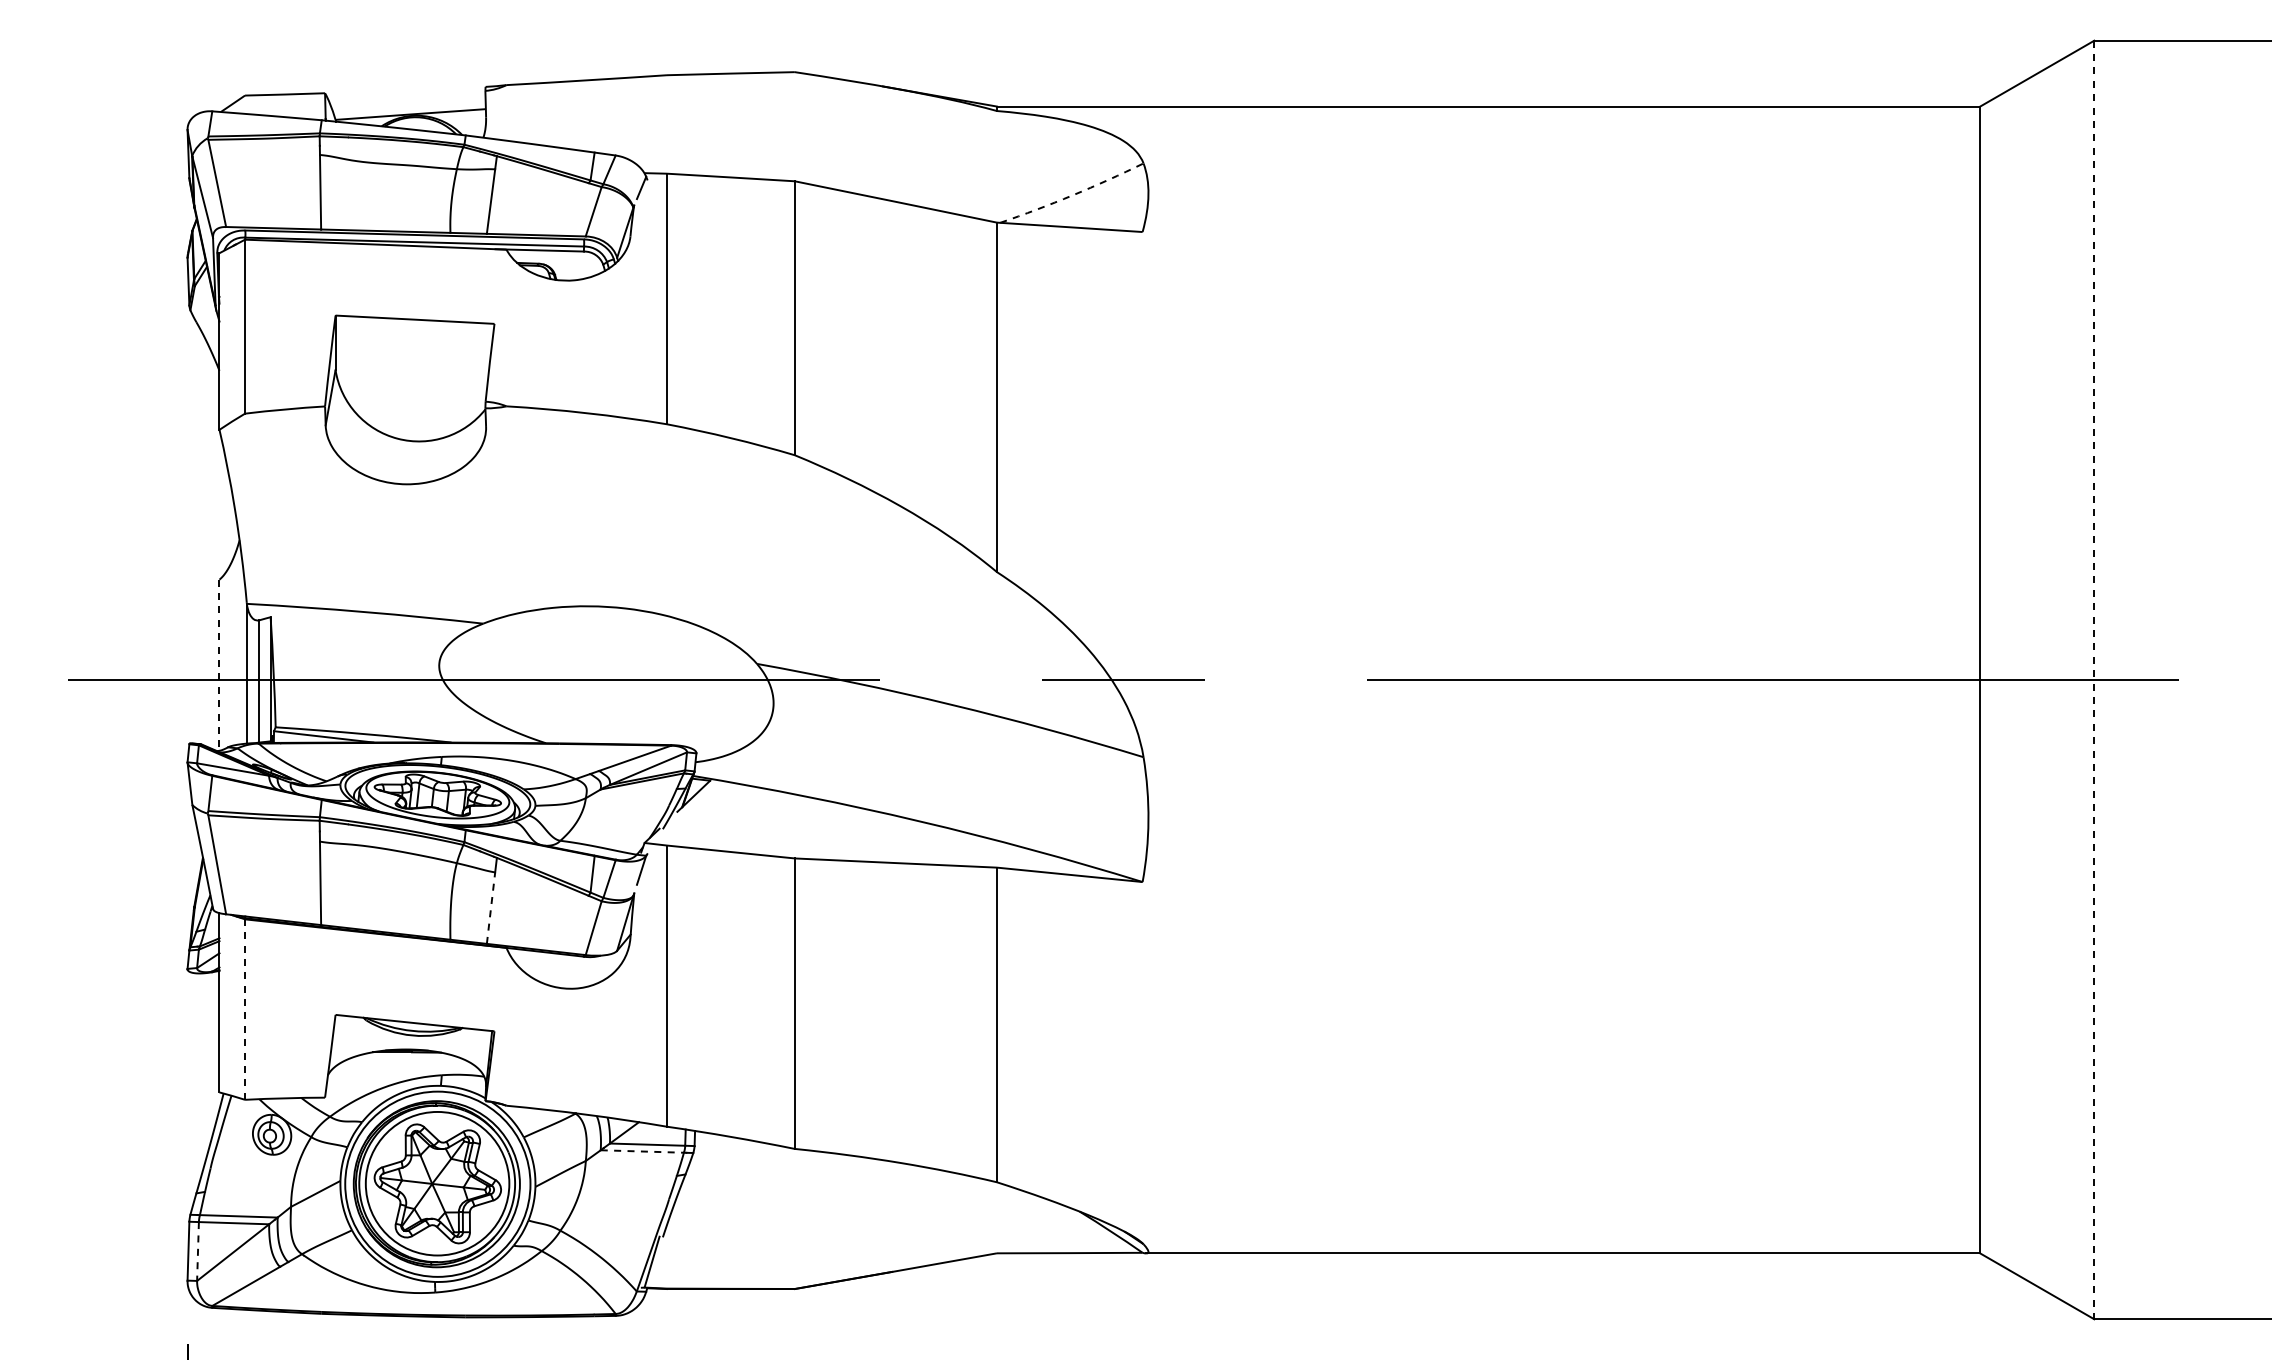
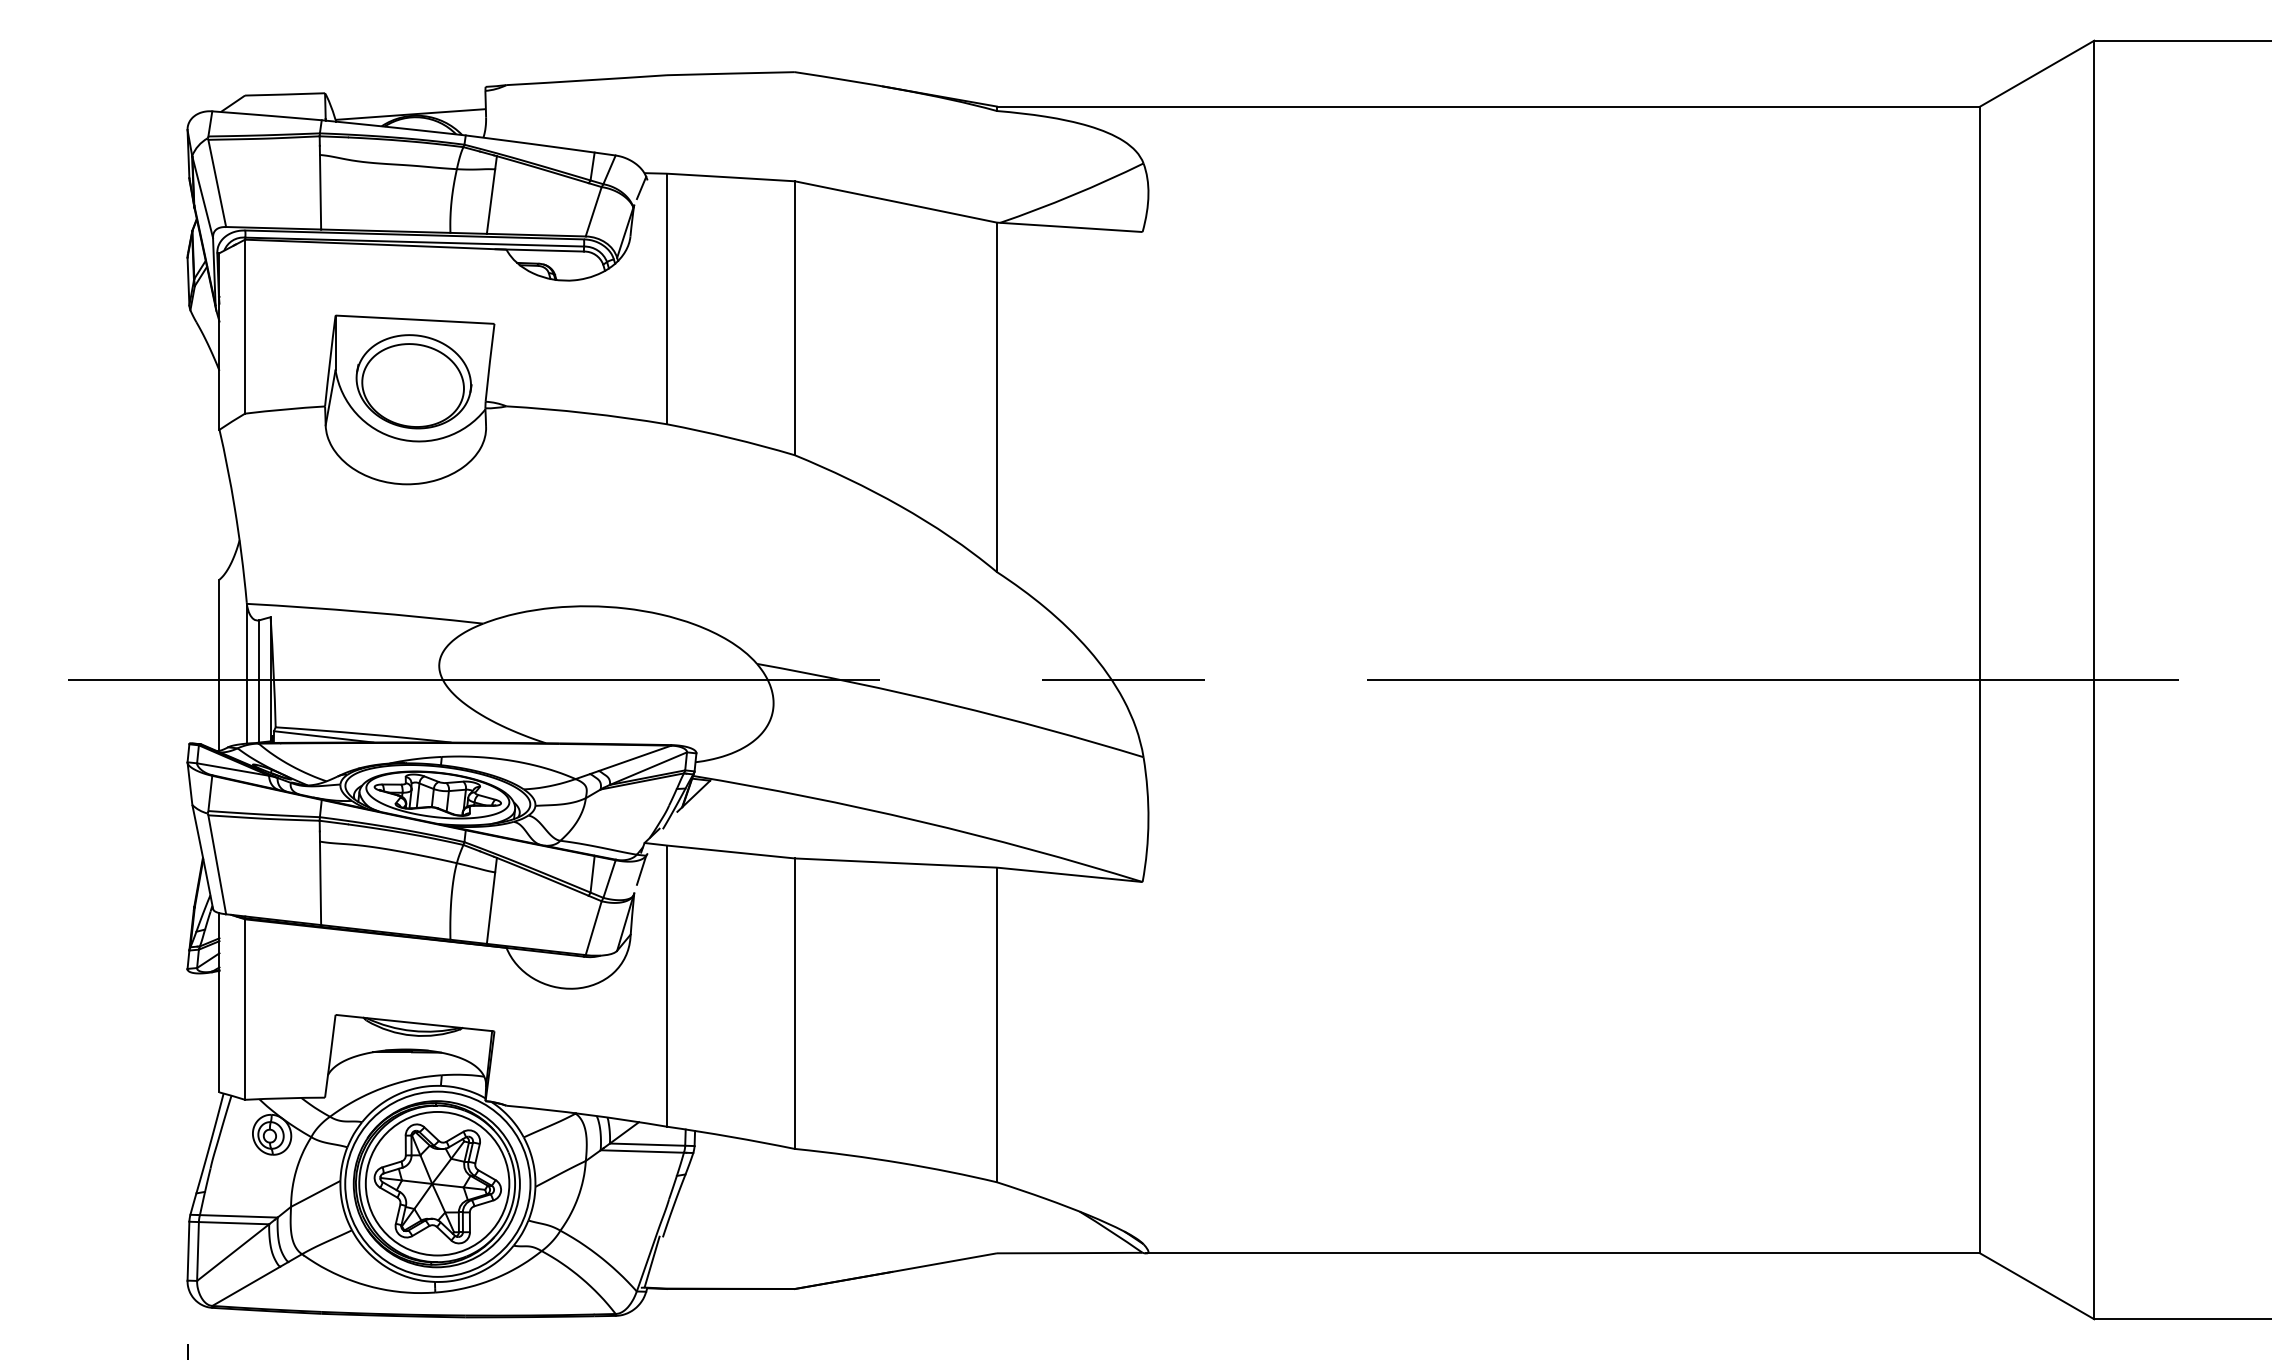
arc: dashed -> solid (1072, 195)
part: none -> present (413, 381)
line: dashed -> solid (219, 665)
line: dashed -> solid (2094, 680)
line: dashed -> solid (491, 908)
line: dashed -> solid (245, 1009)
line: dashed -> solid (642, 1151)
line: dashed -> solid (198, 1252)
